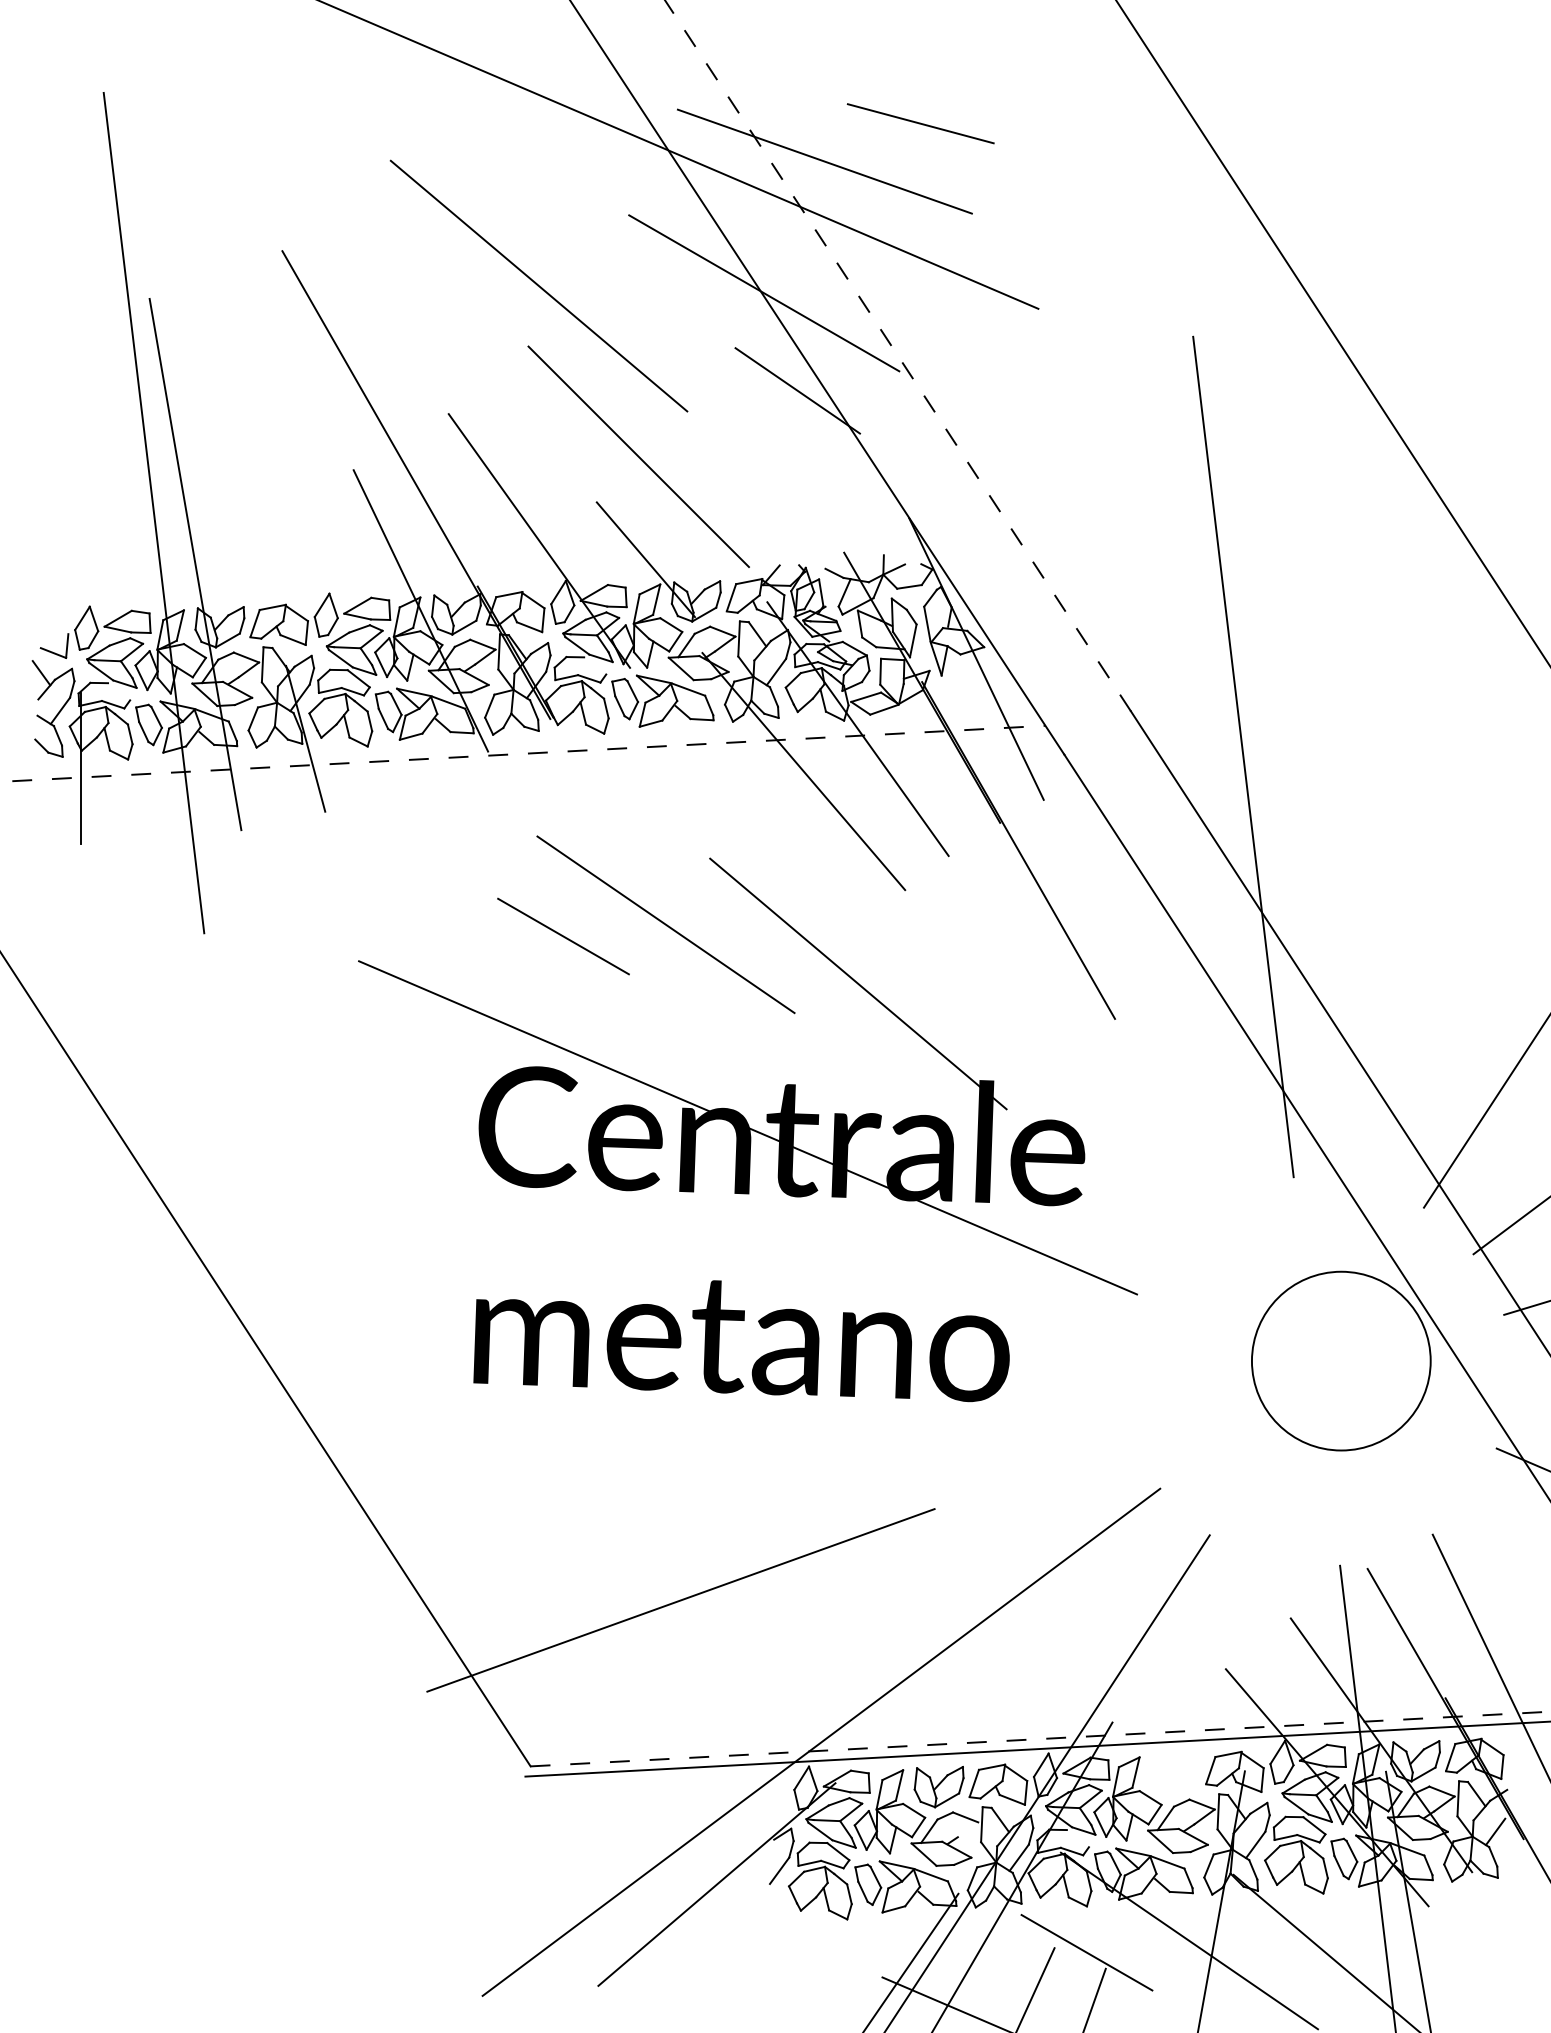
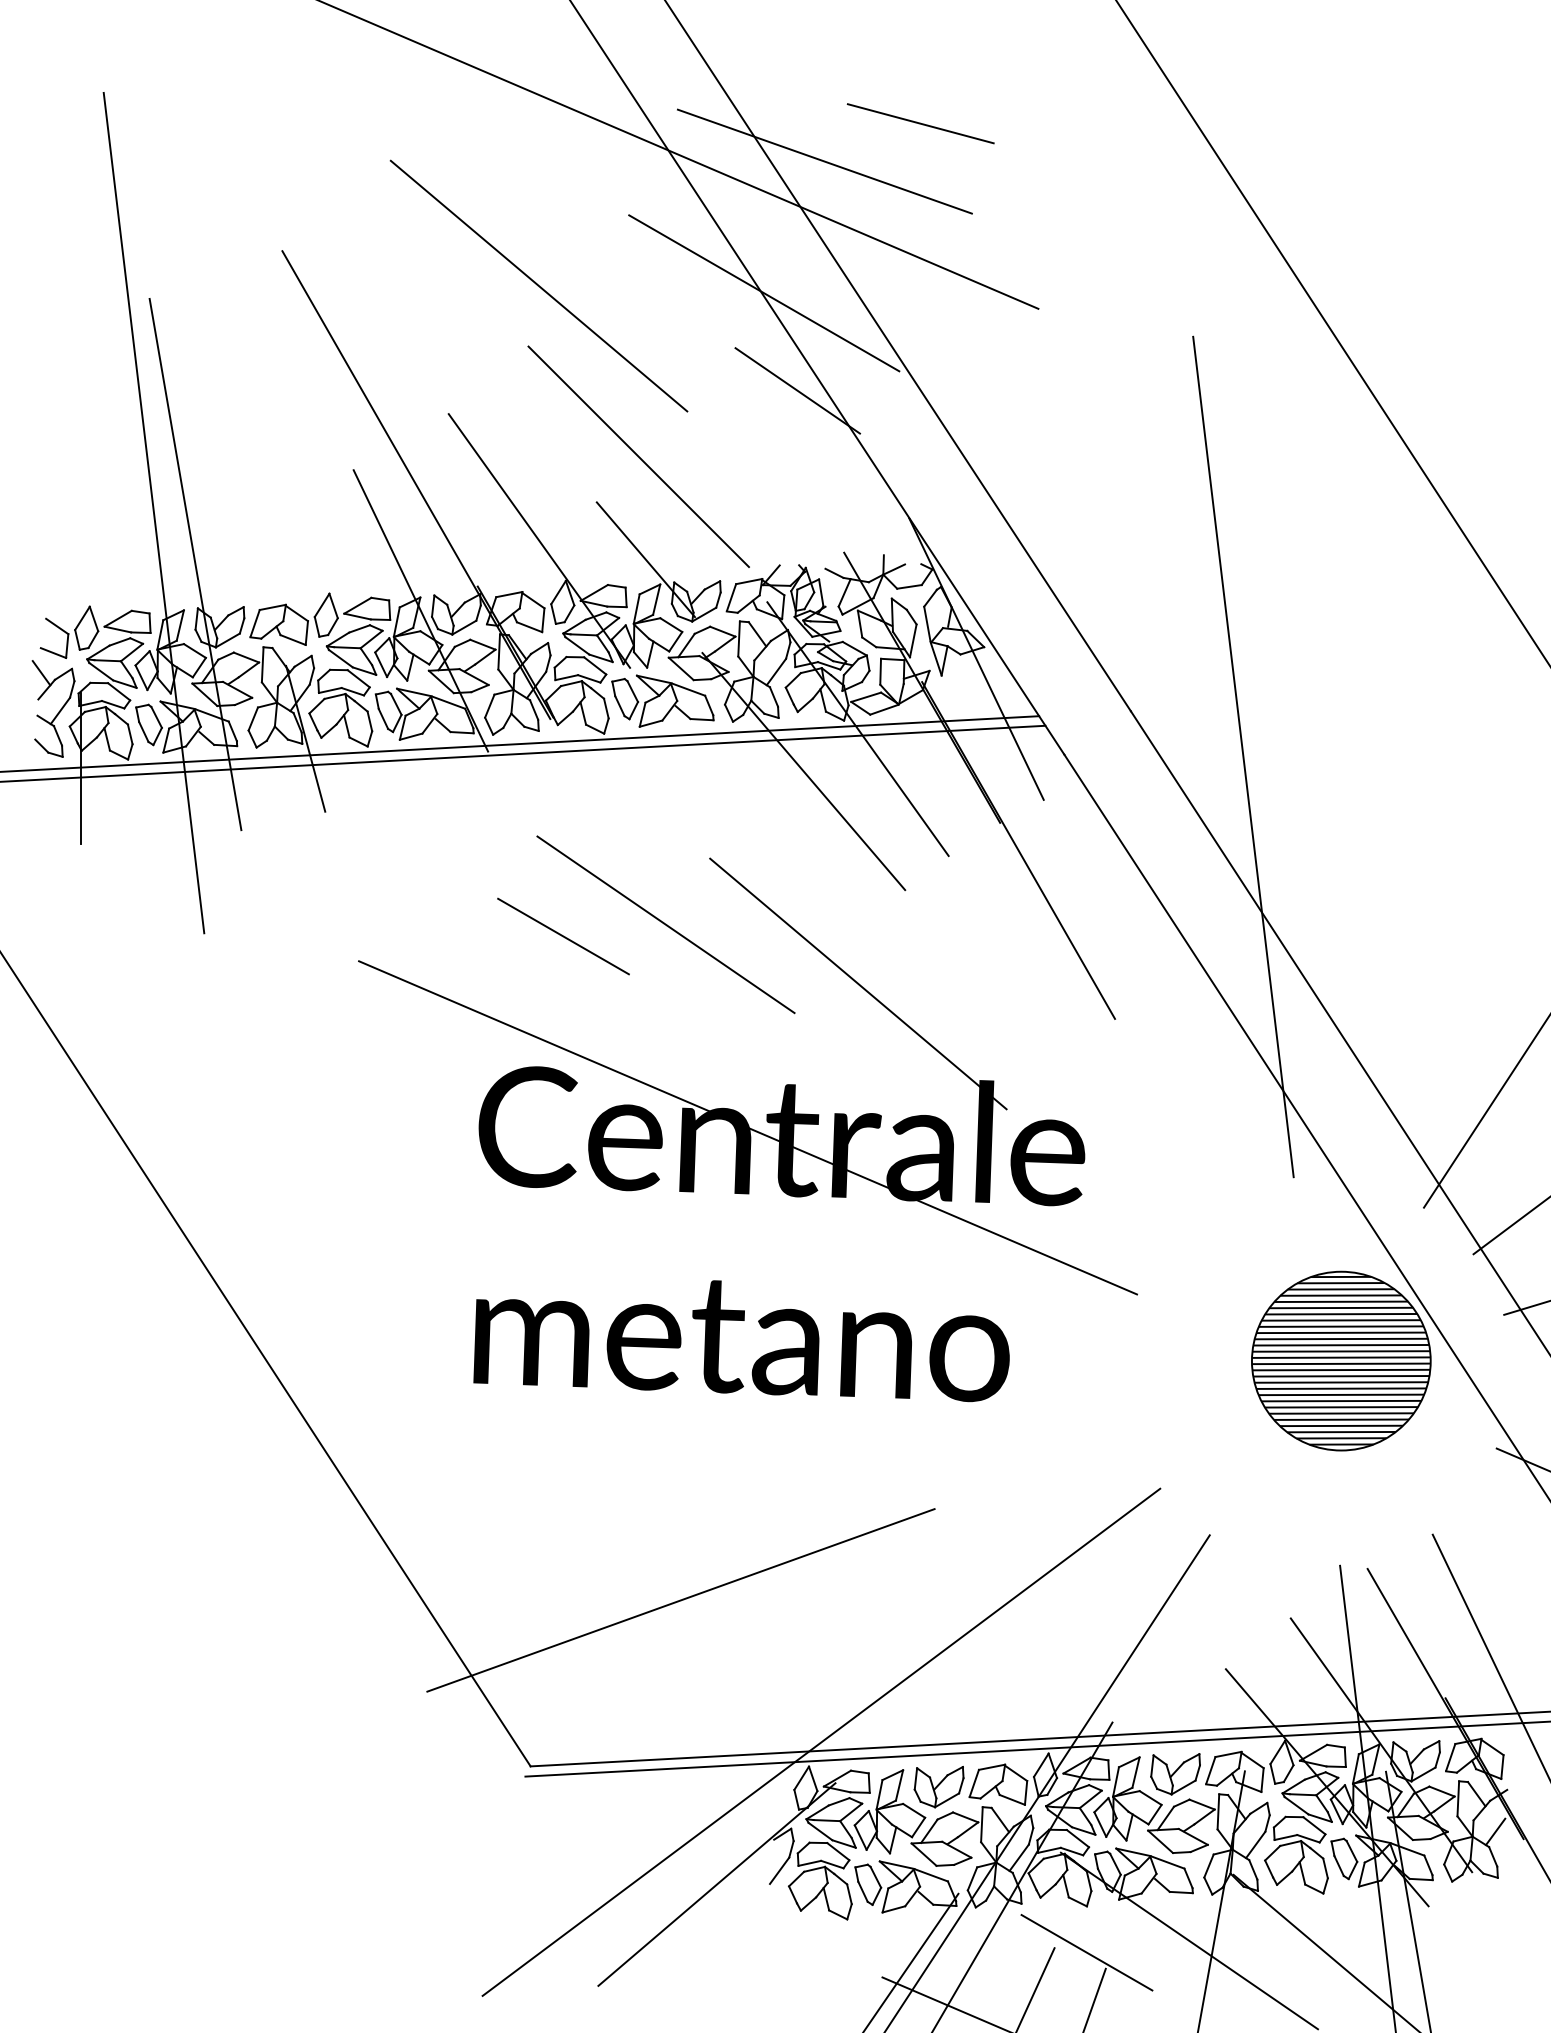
line: dashed -> solid (898, 355)
line: none -> present (57, 626)
line: none -> present (595, 665)
line: none -> present (119, 691)
line: none -> present (520, 743)
line: dashed -> solid (523, 753)
hatch: none -> present (1341, 1360)
line: dashed -> solid (1040, 1739)
part: none -> present (1175, 1774)
line: none -> present (967, 1829)
line: none -> present (1077, 1838)
